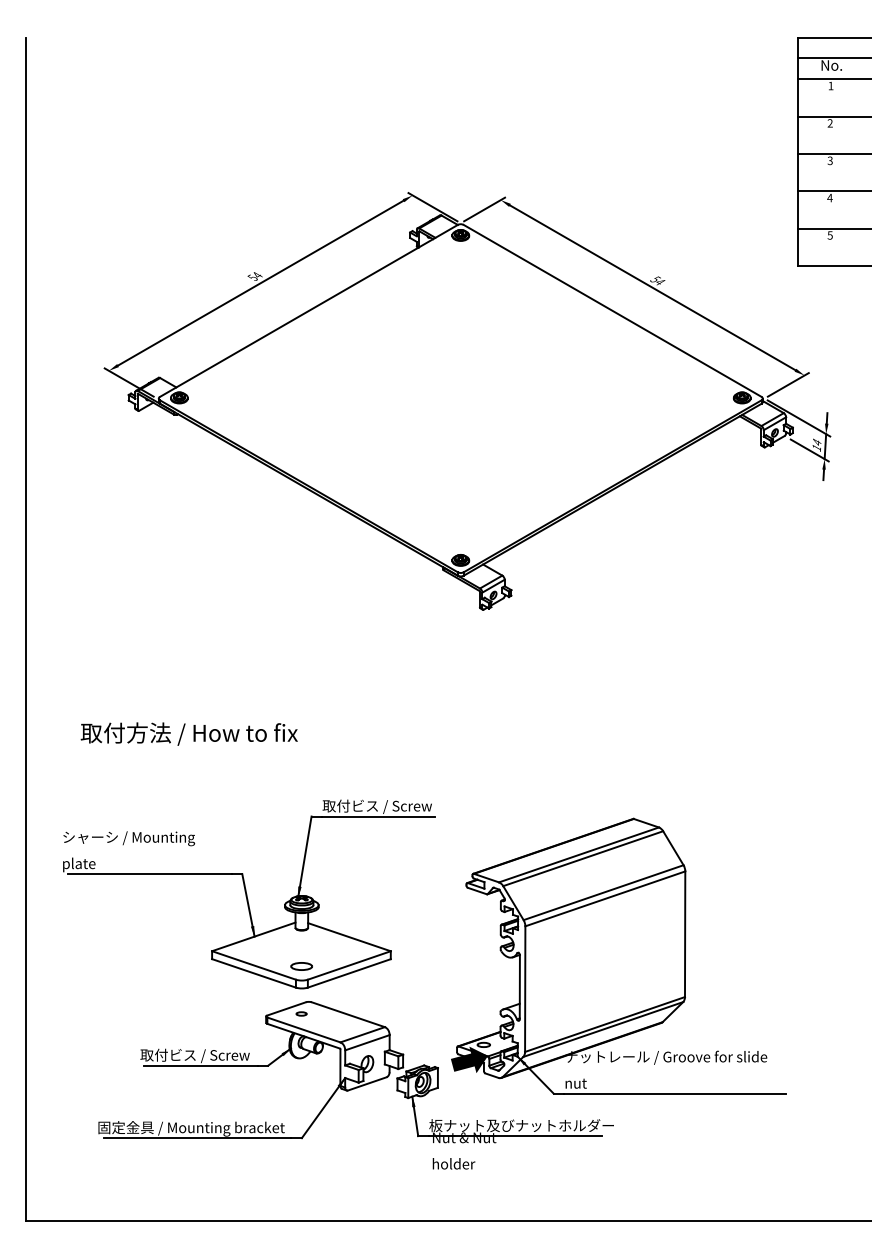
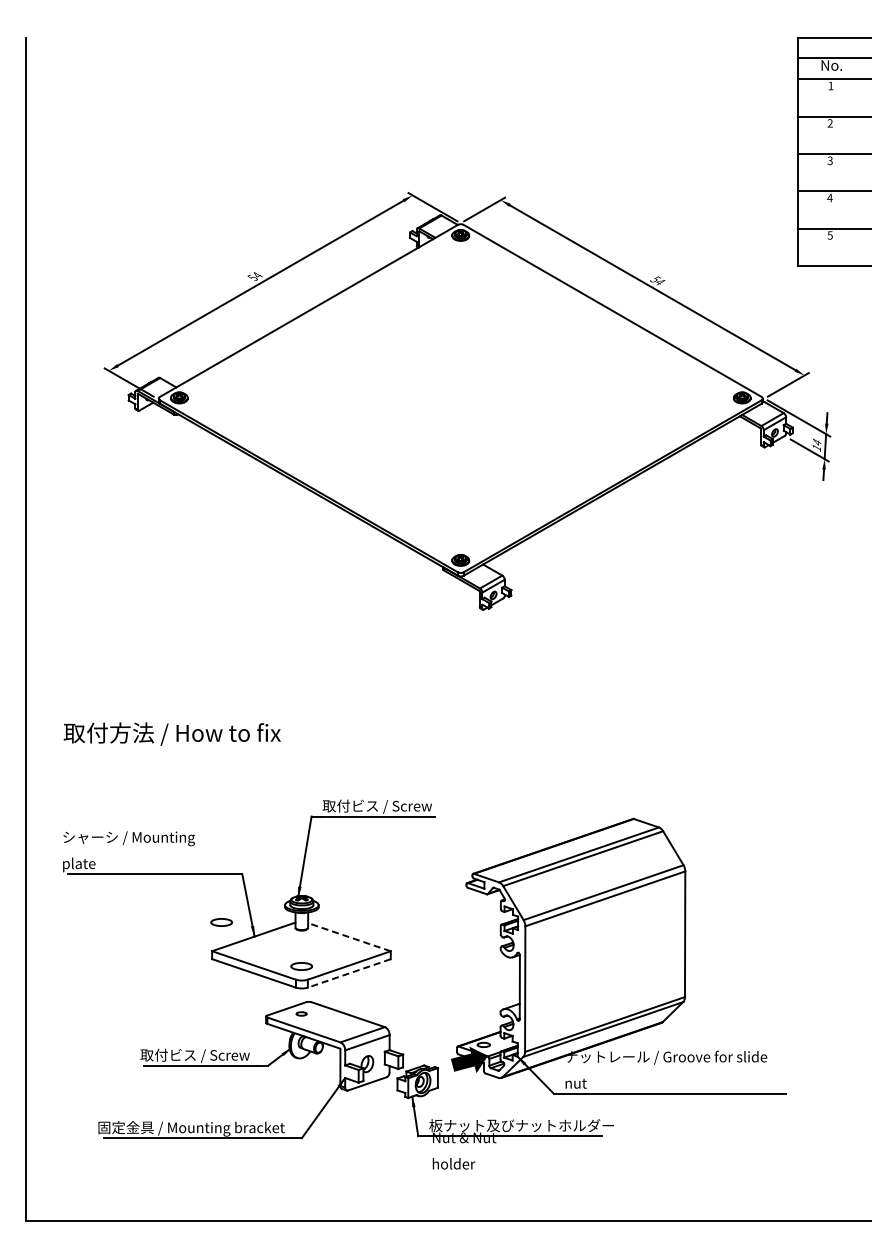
text position: (188, 733) -> (171, 733) (171, 733)
part: none -> present (221, 922)
line: solid -> dashed (349, 937)
line: solid -> dashed (349, 973)
